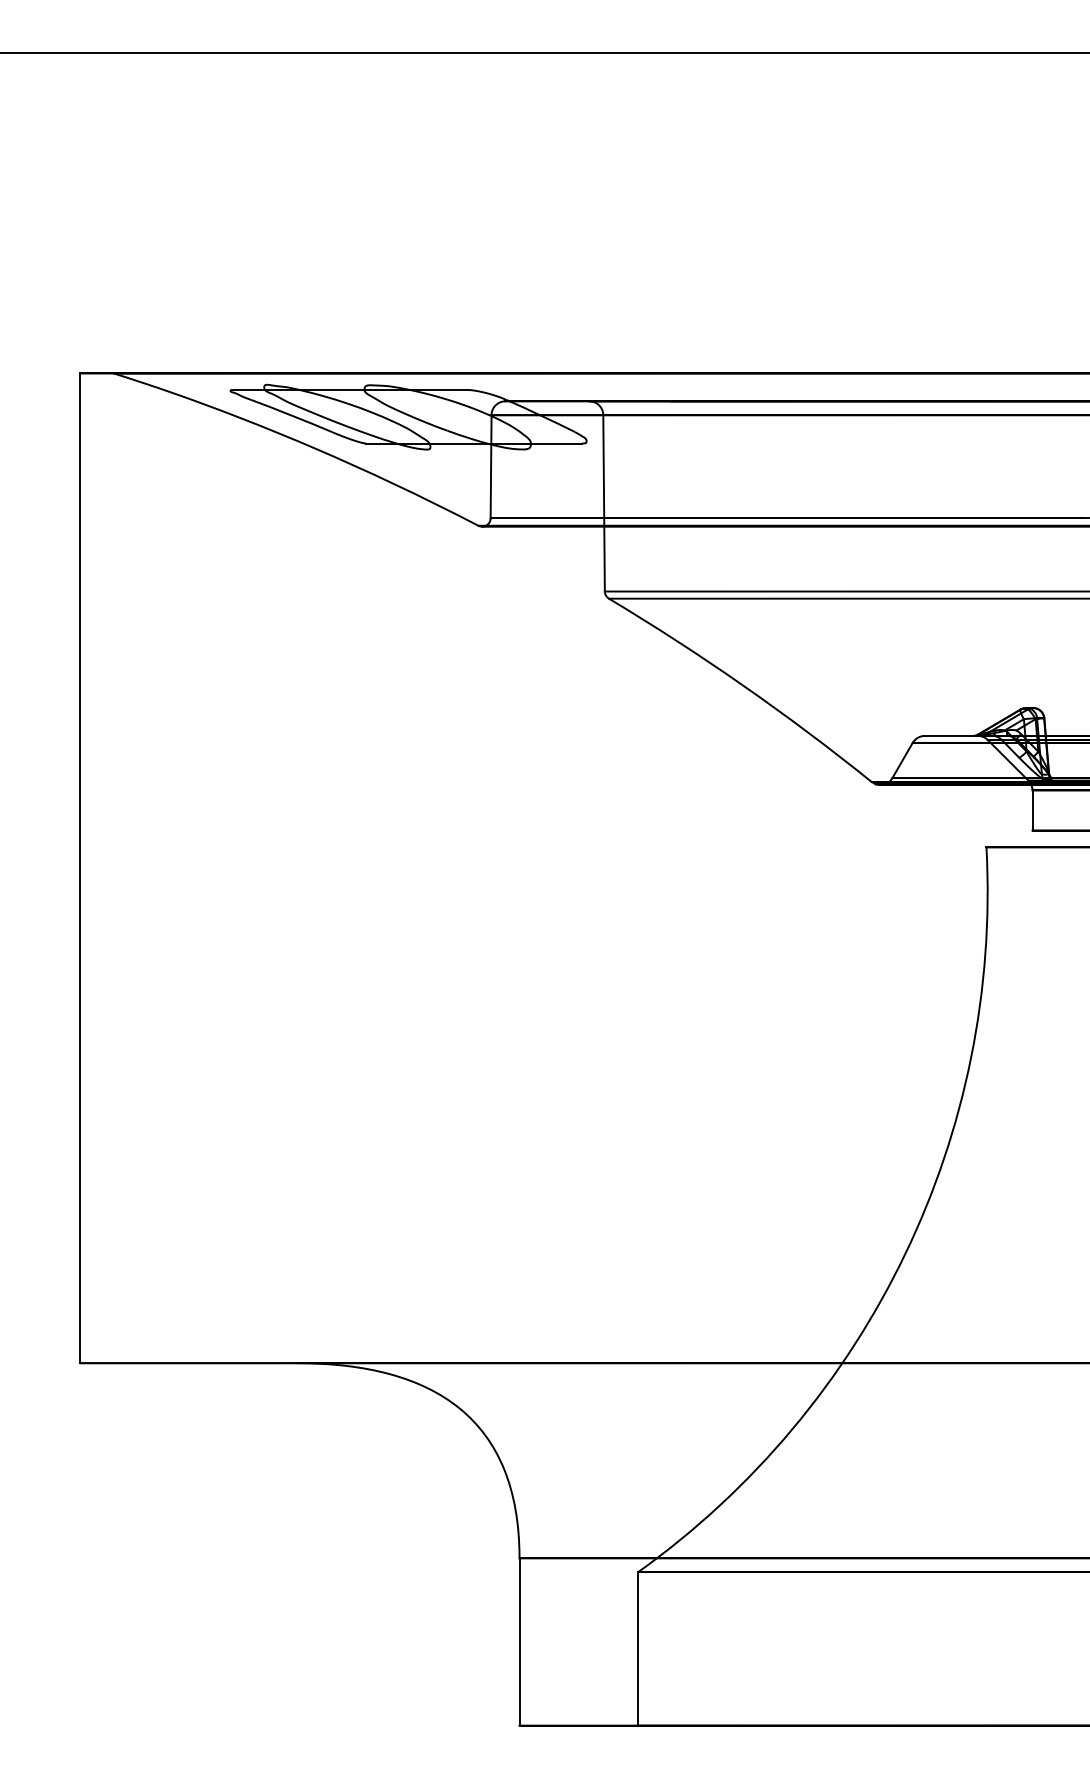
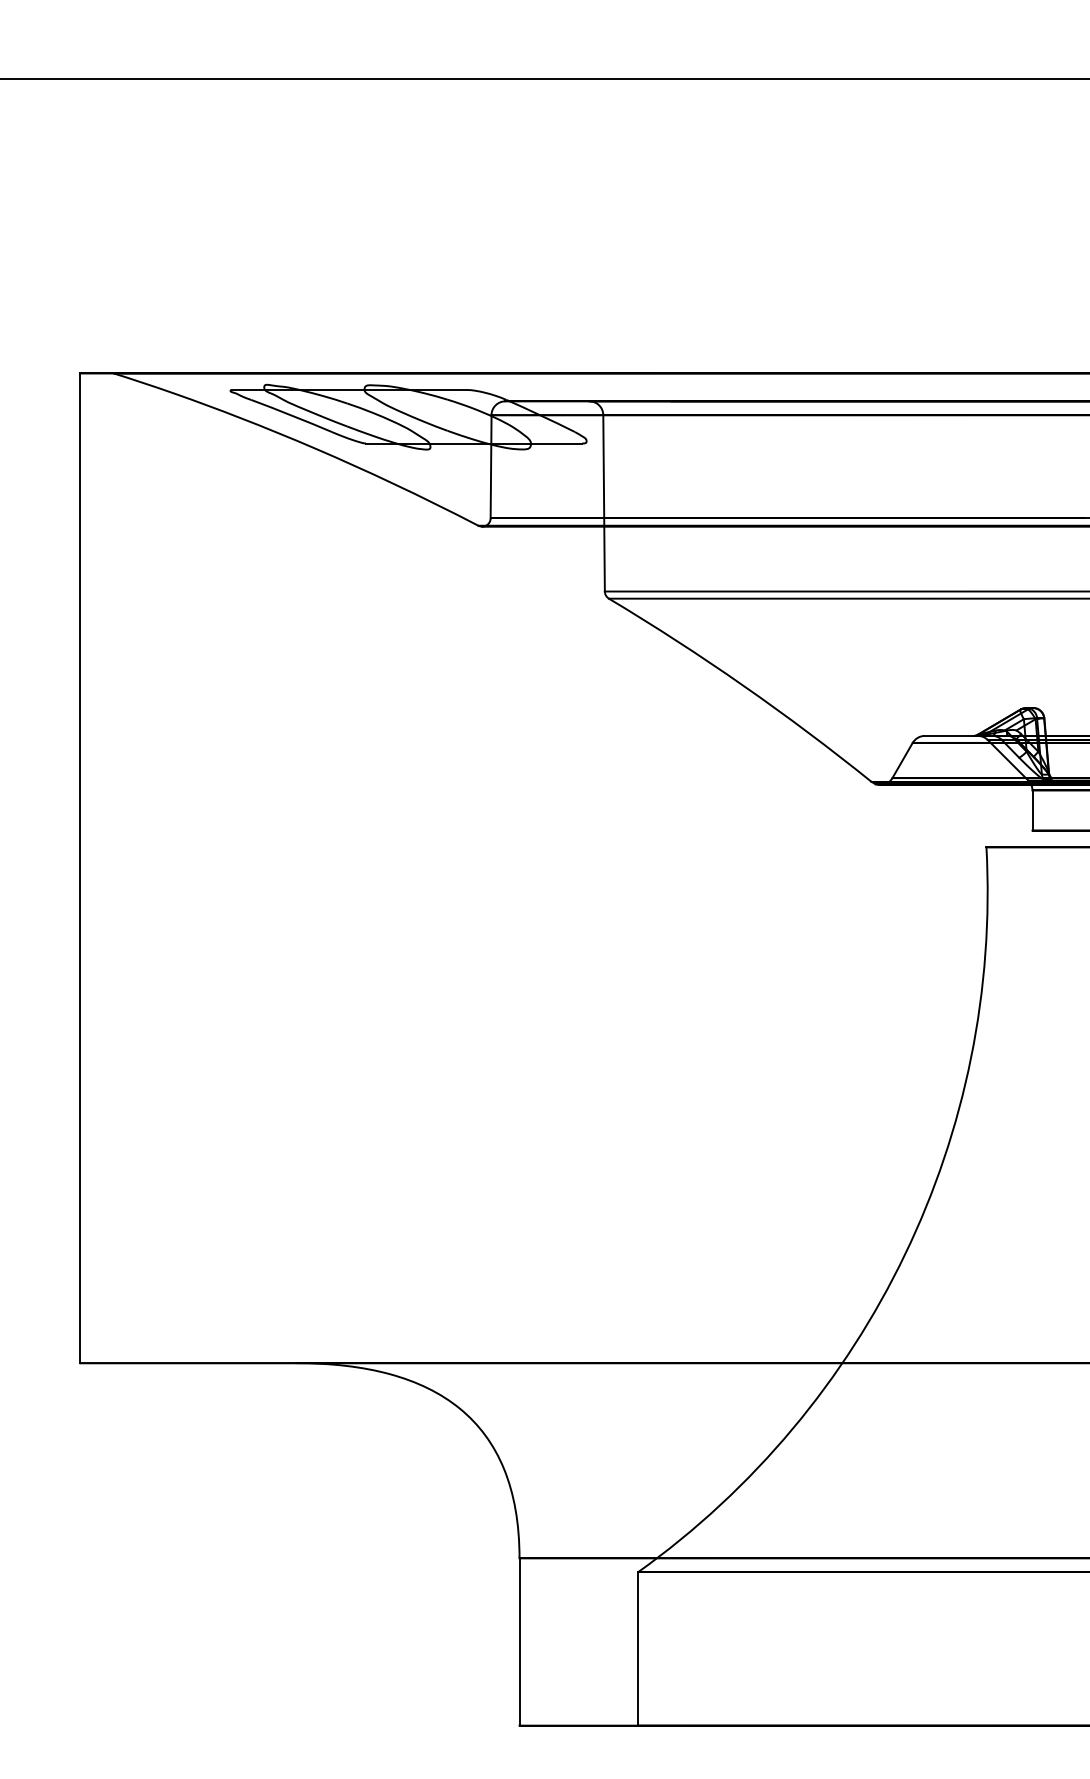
line position: (544, 53) -> (544, 79) (544, 79)
